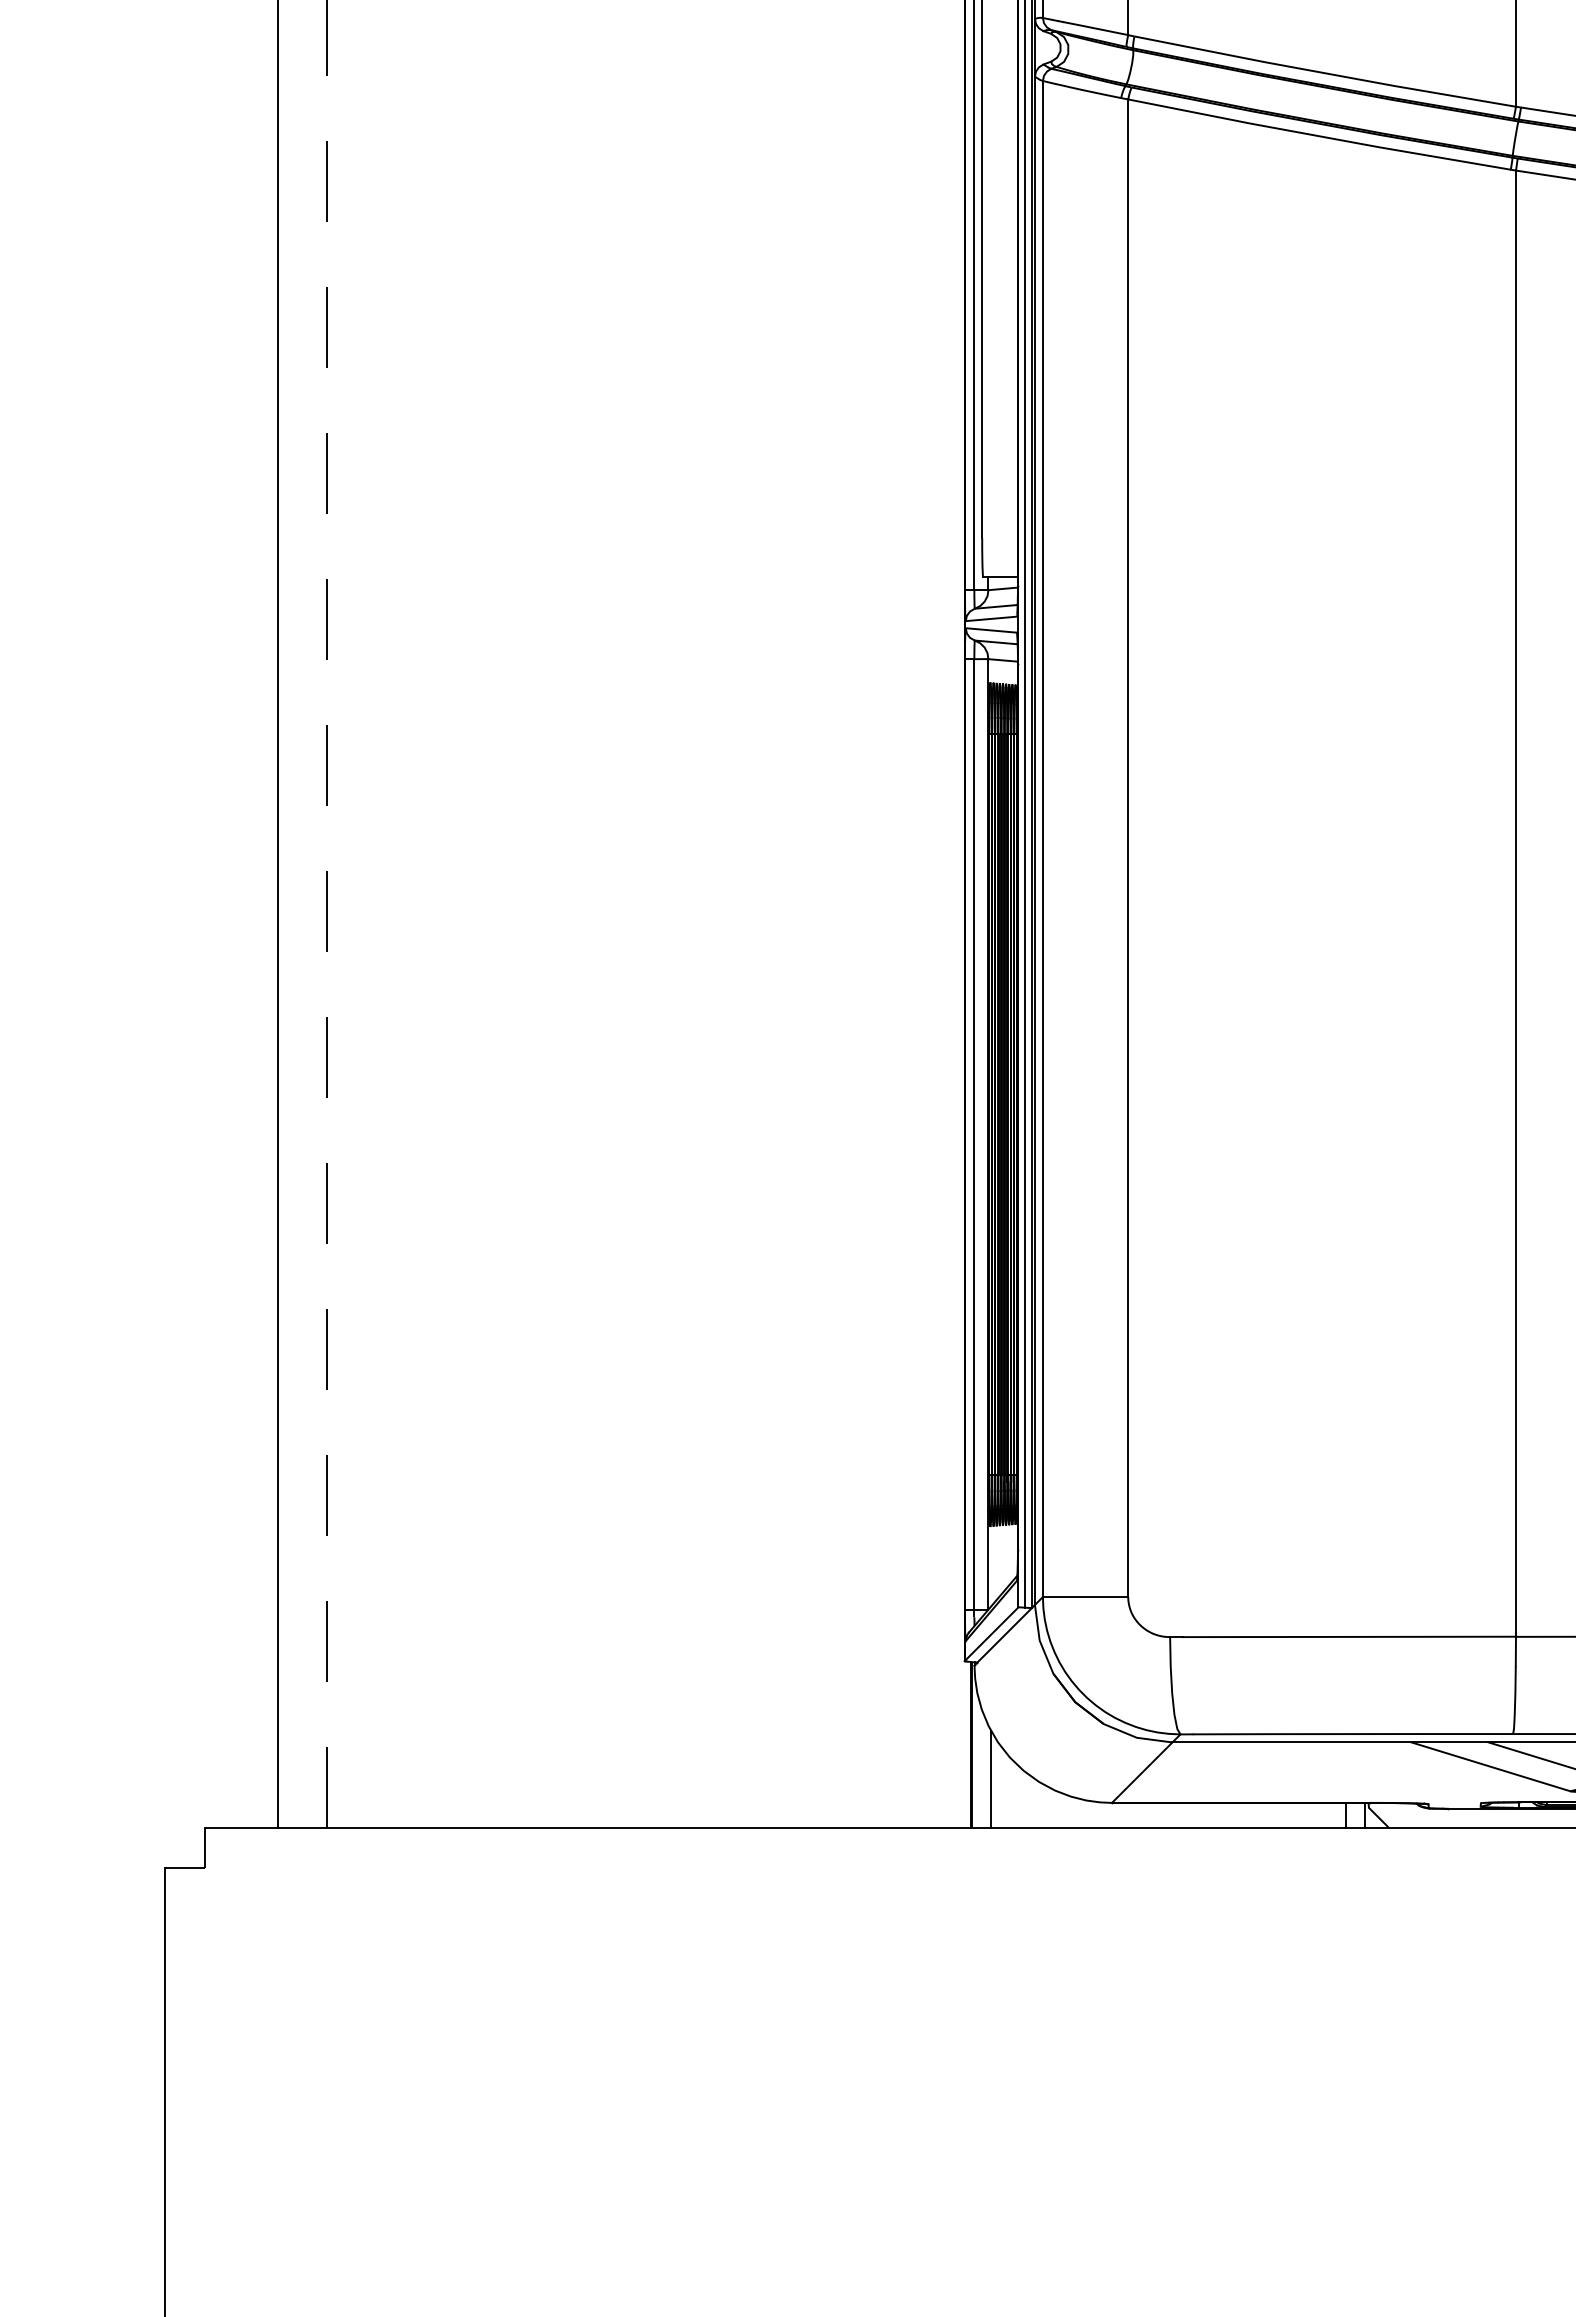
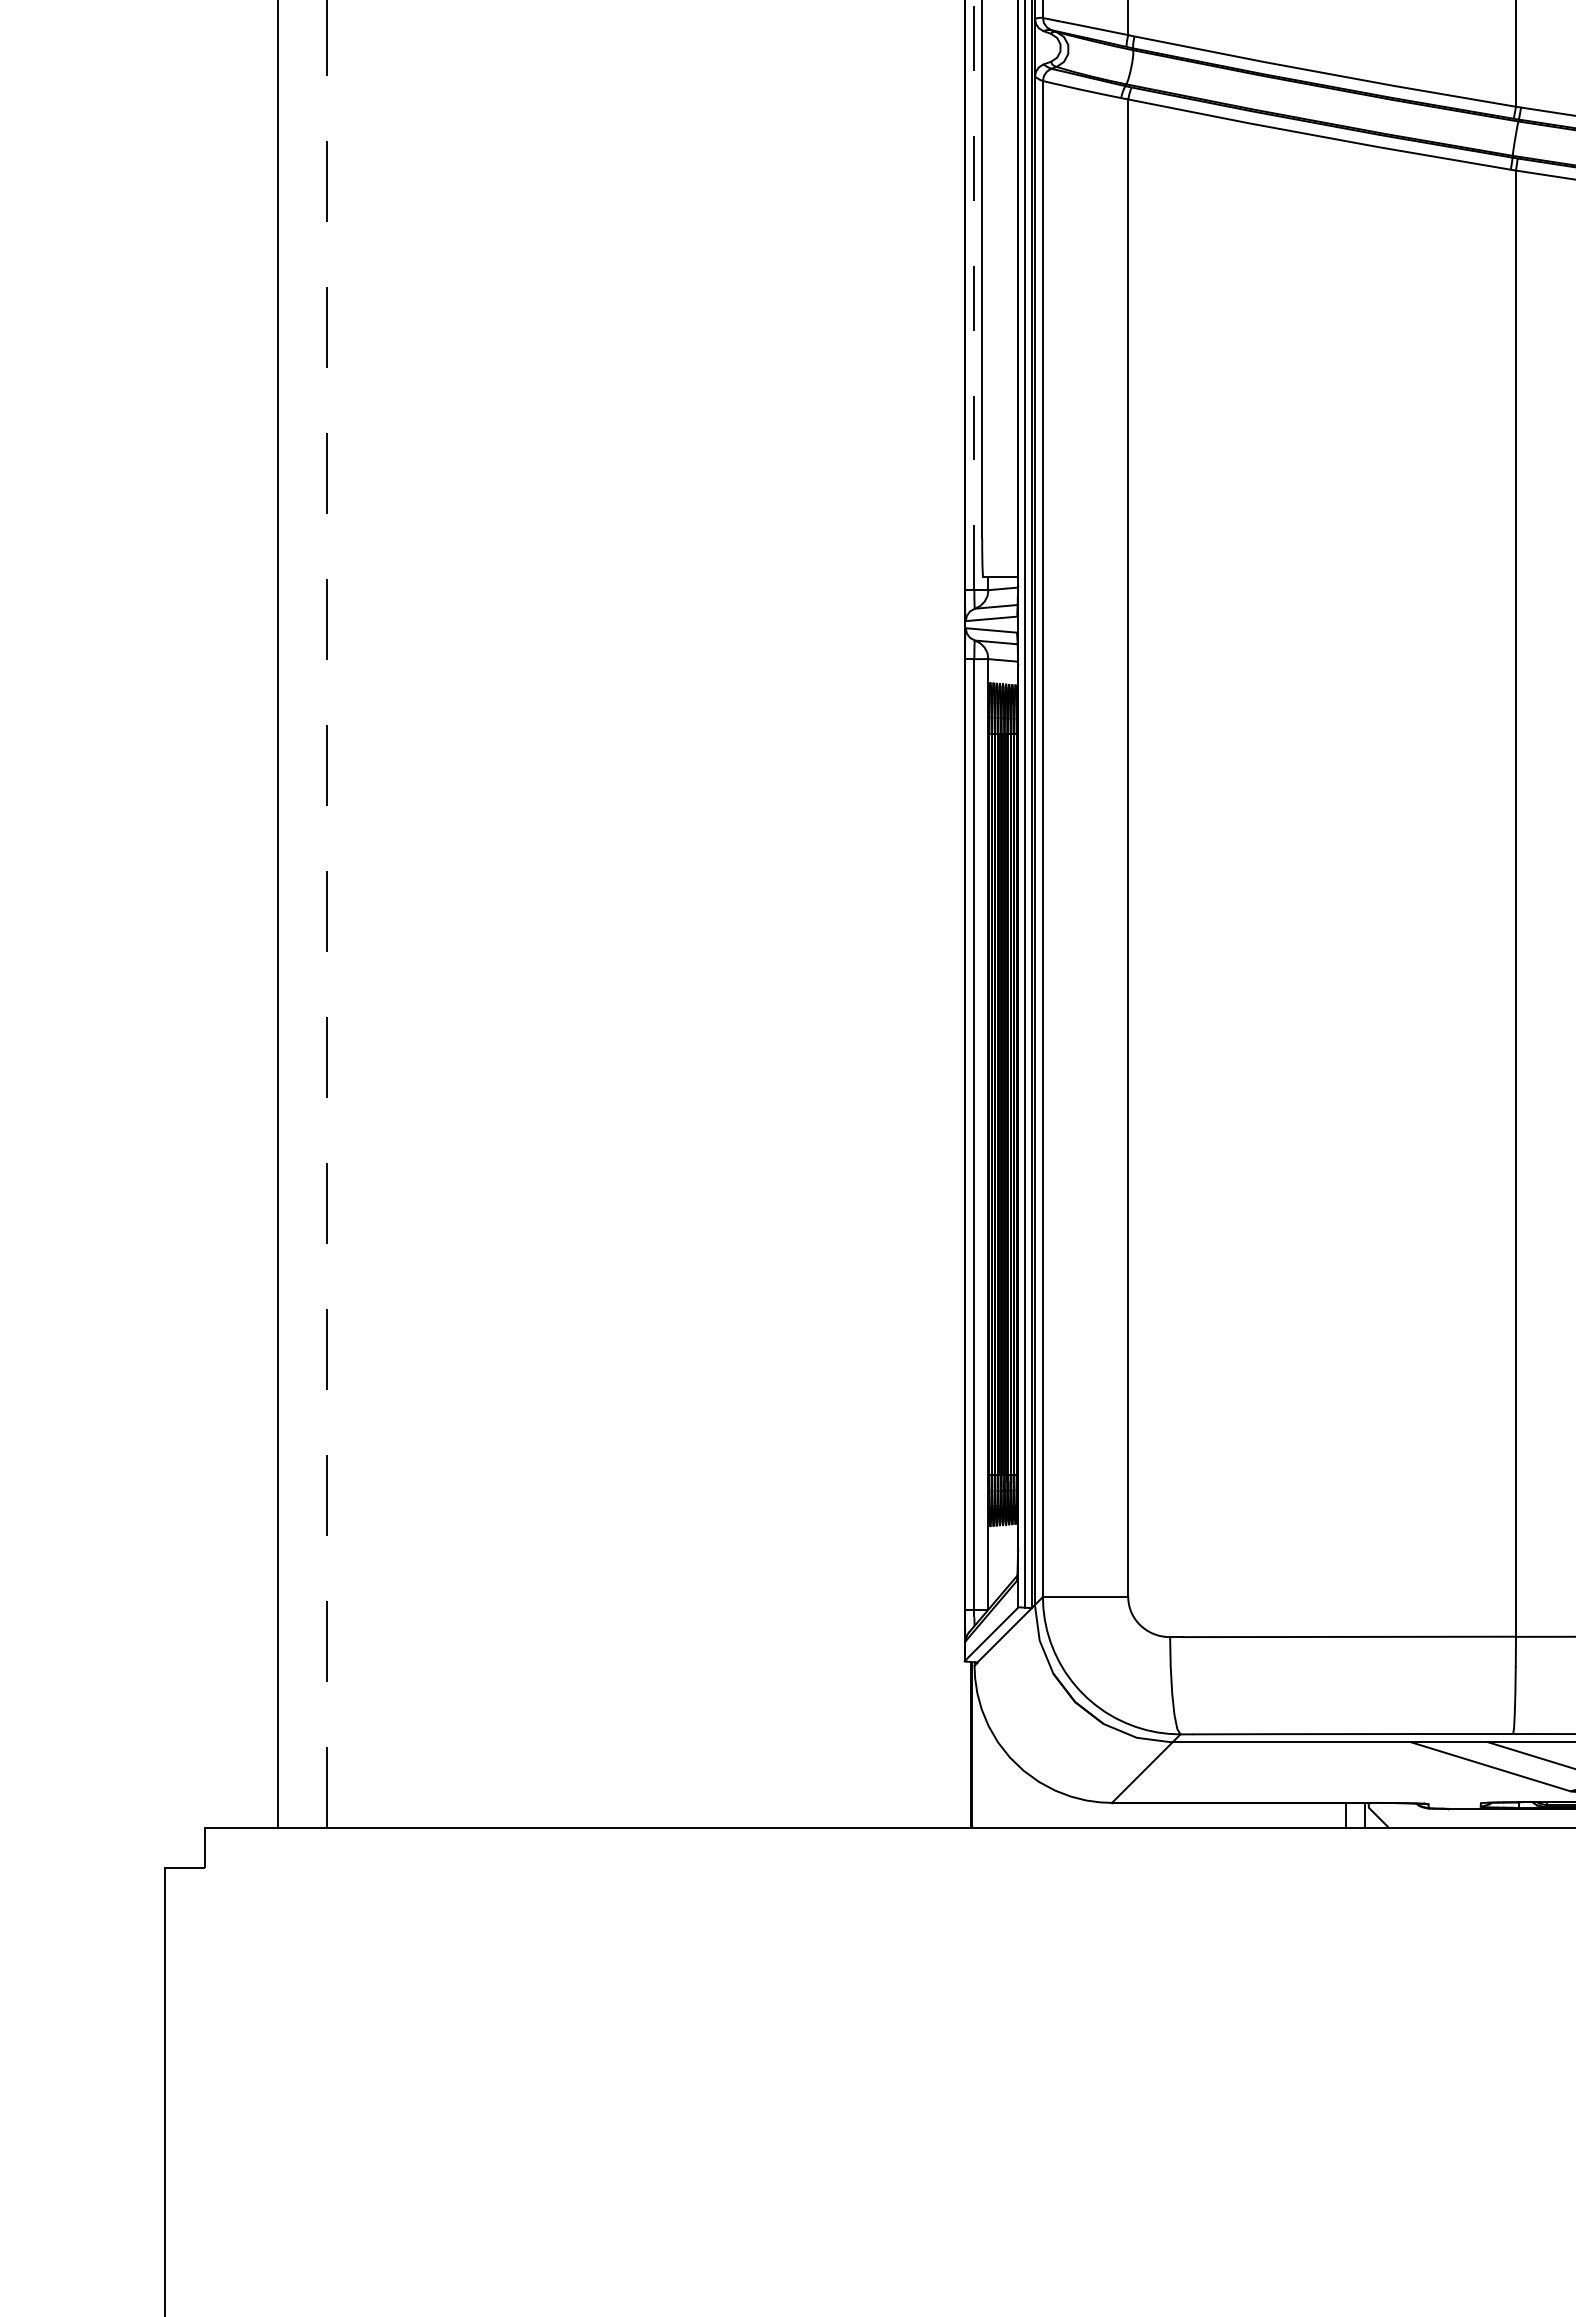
line: solid -> dashed (974, 295)
line: present -> none (991, 1778)
